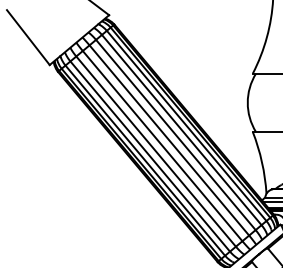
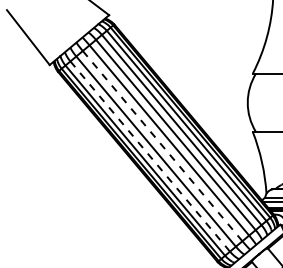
line: solid -> dashed (162, 146)
line: solid -> dashed (150, 156)
